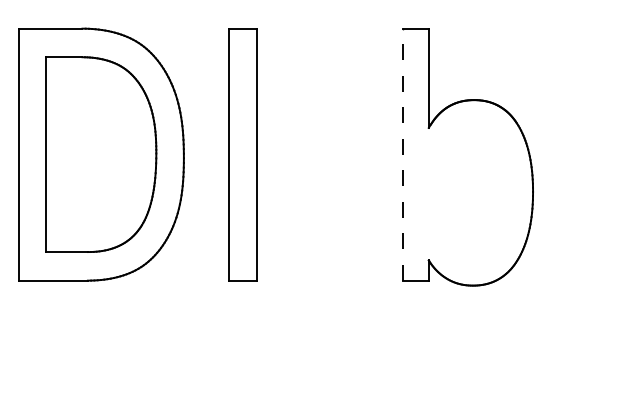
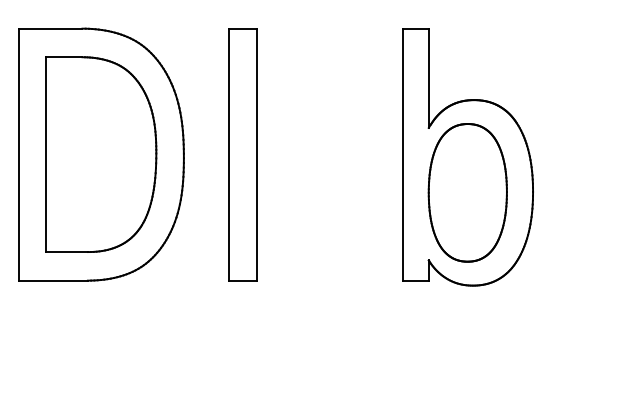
line: dashed -> solid (402, 154)
part: none -> present (467, 192)
